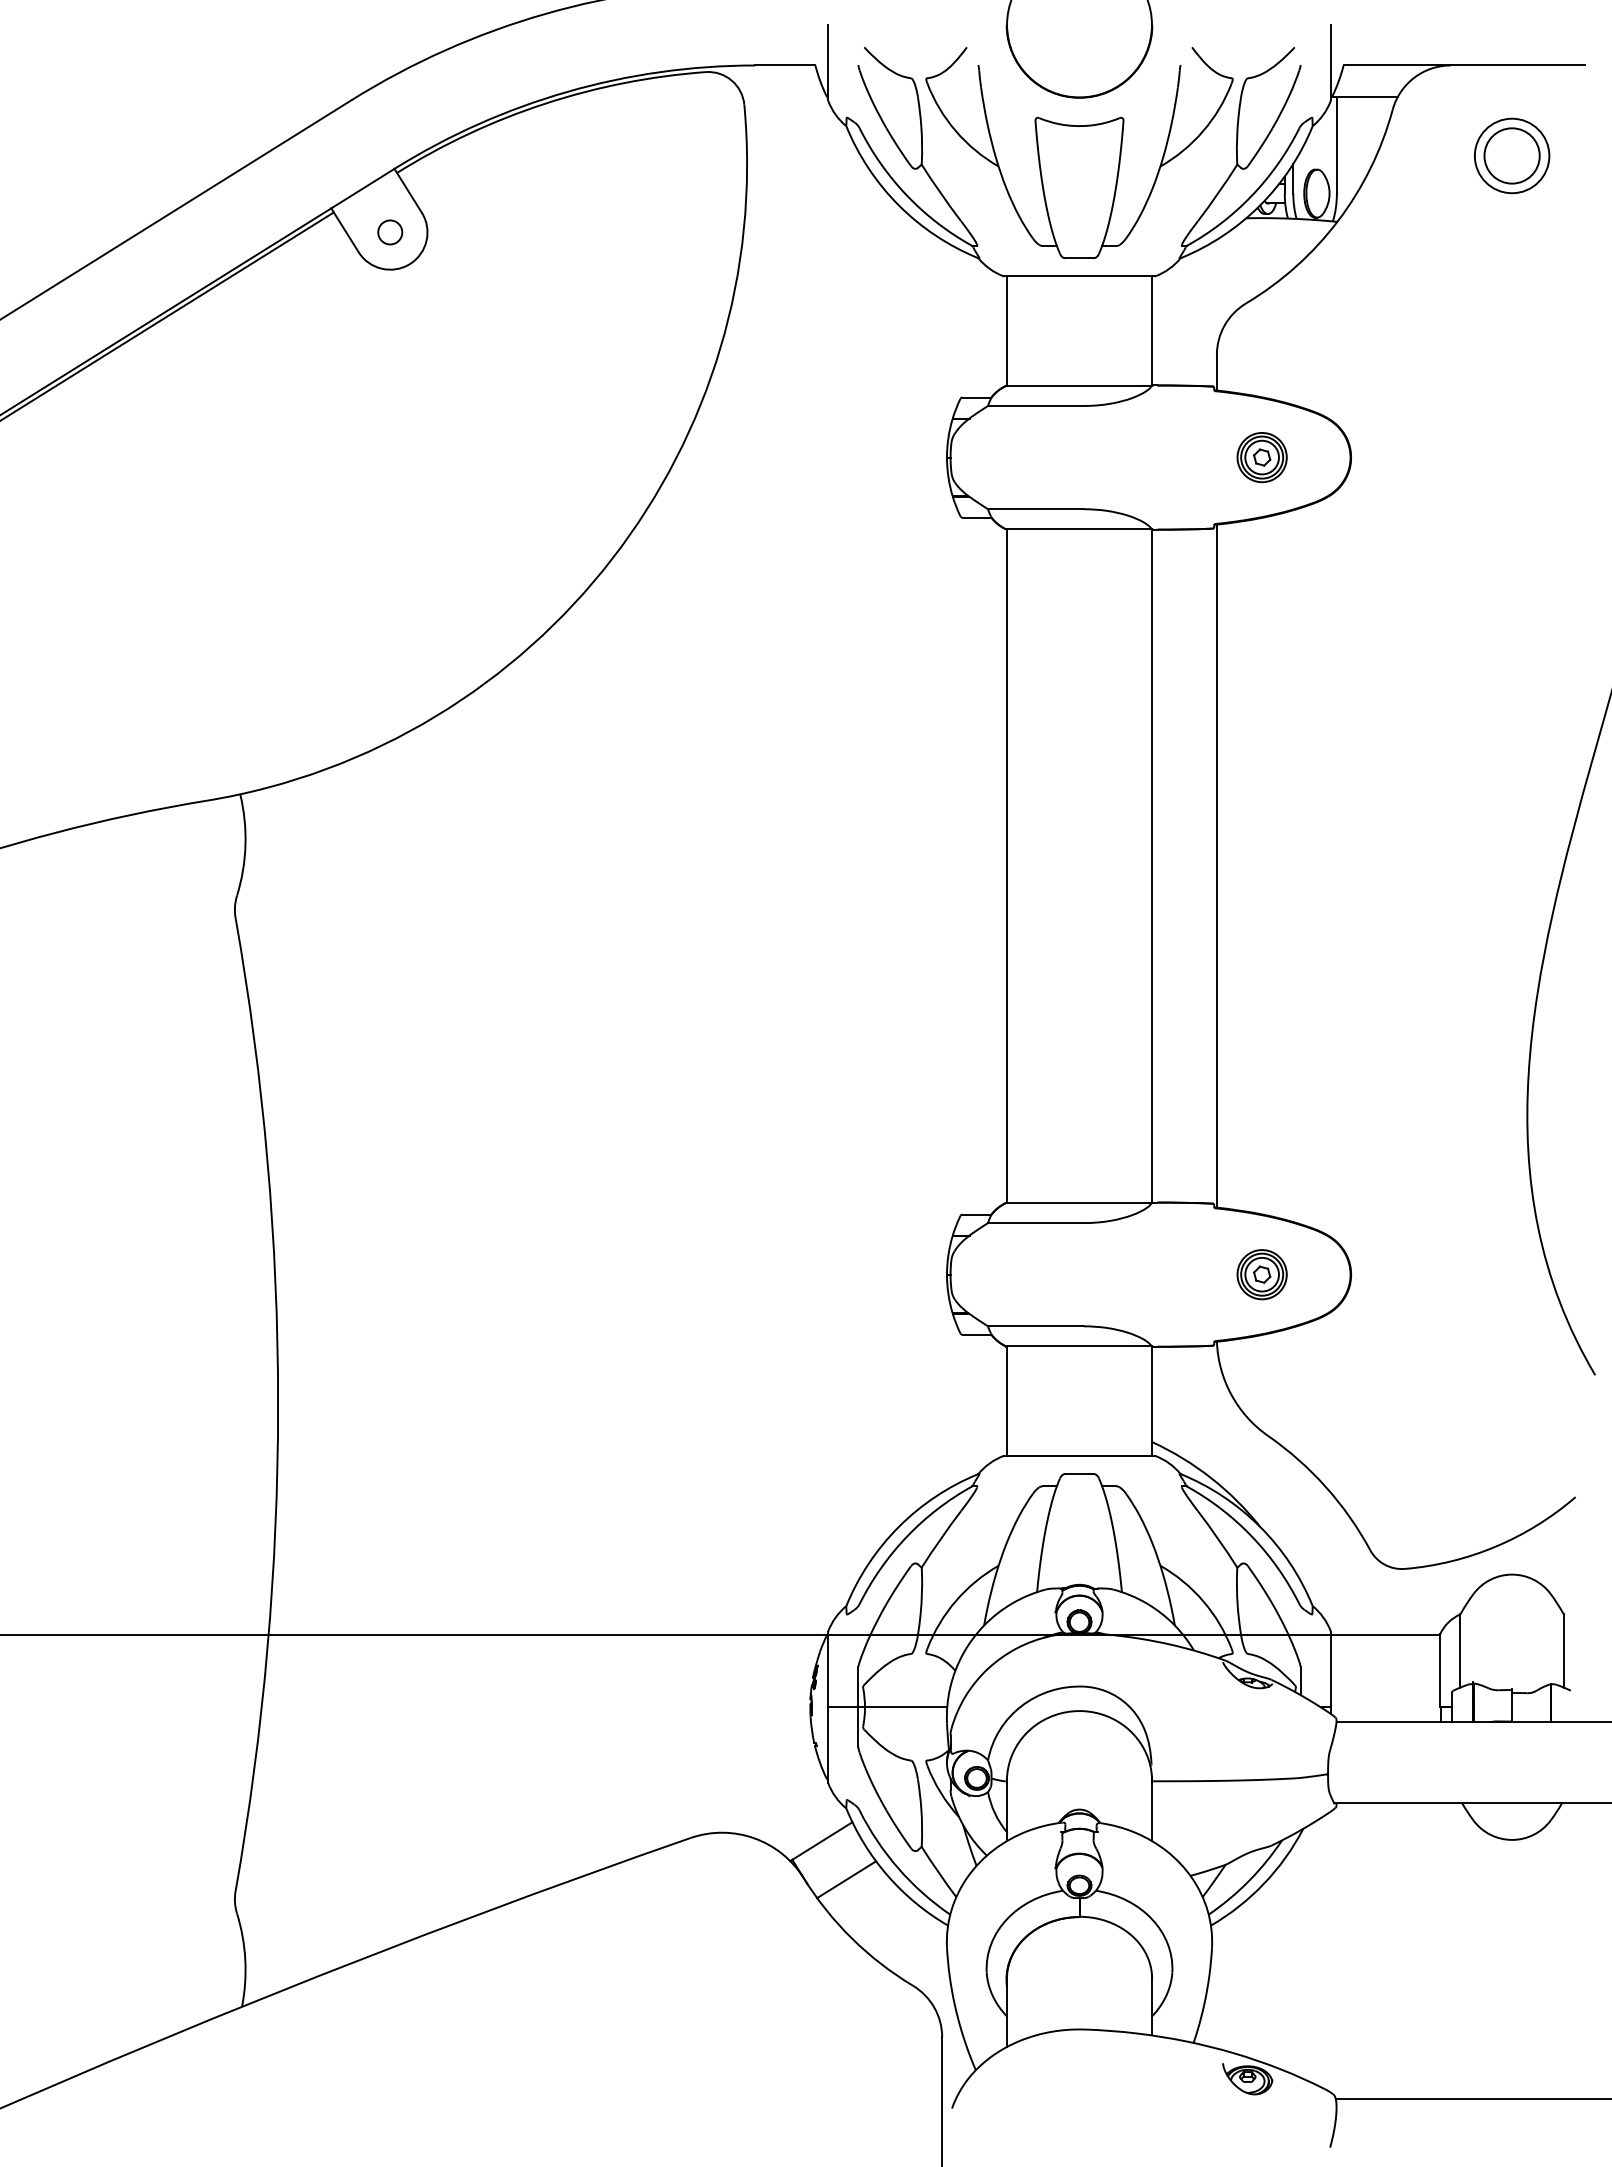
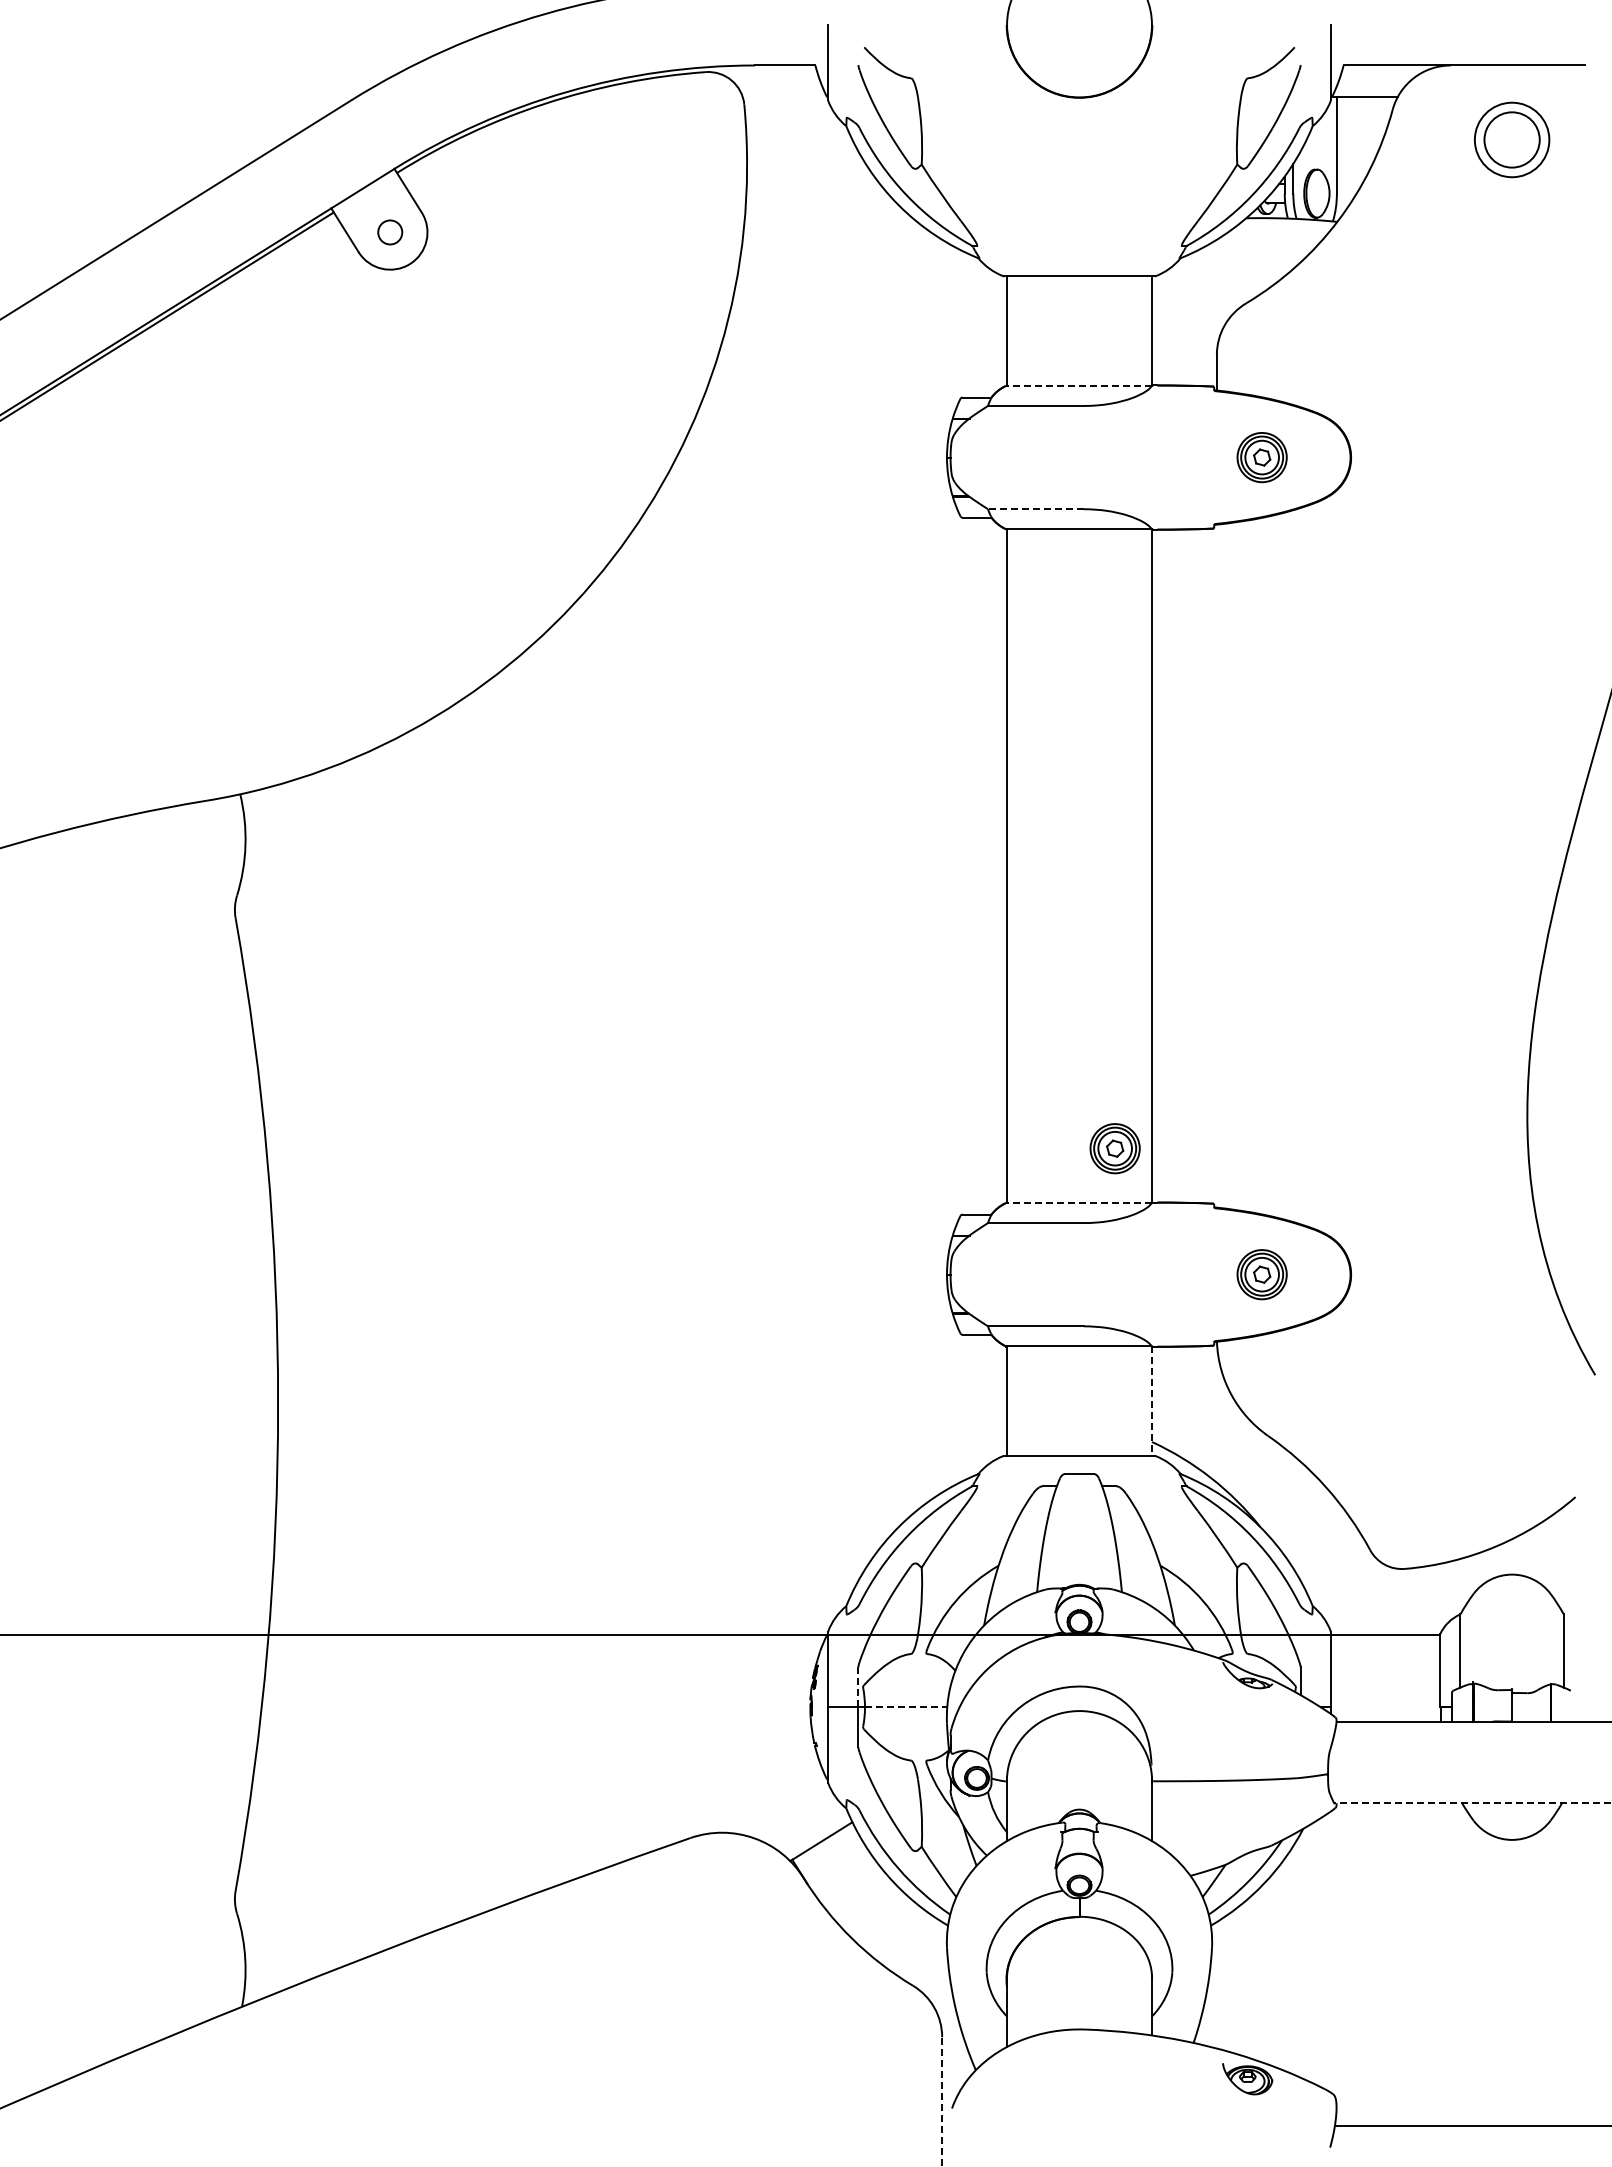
part: present -> none (1079, 153)
part position: (1512, 155) -> (1512, 139) (1512, 139)
line: solid -> dashed (1079, 385)
line: solid -> dashed (1035, 509)
line: present -> none (1216, 865)
part: none -> present (1114, 1148)
line: solid -> dashed (1079, 1202)
line: solid -> dashed (1151, 1401)
line: solid -> dashed (858, 1687)
line: solid -> dashed (906, 1707)
line: solid -> dashed (1472, 1803)
line: present -> none (846, 1879)
line position: (1471, 2098) -> (1471, 2125) (1471, 2125)
line: solid -> dashed (942, 2101)
